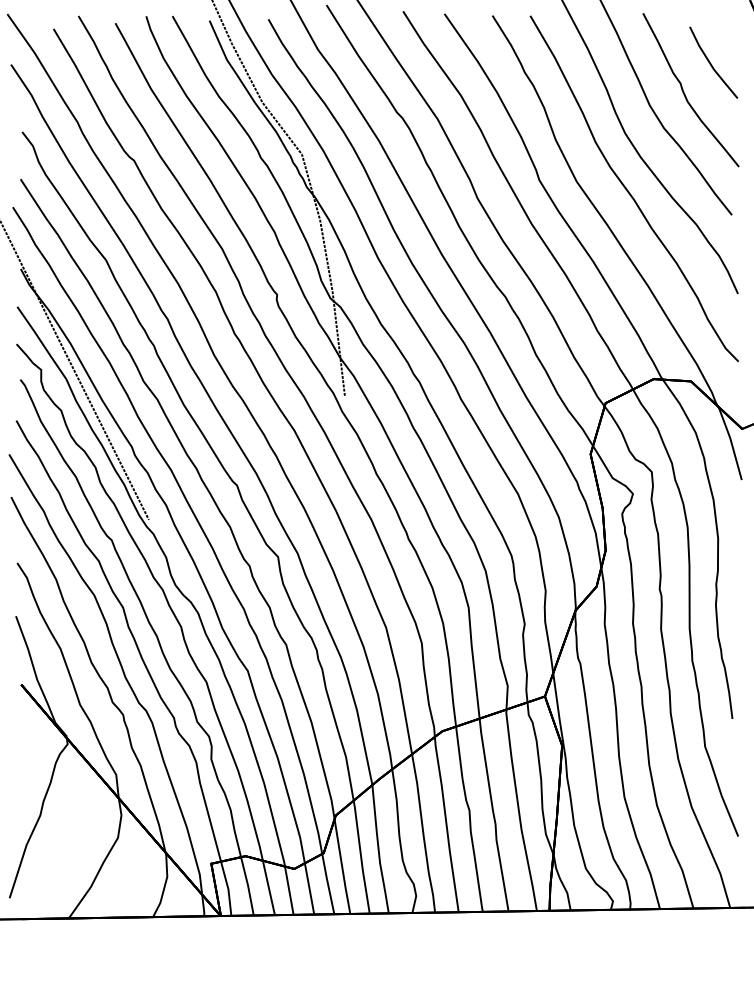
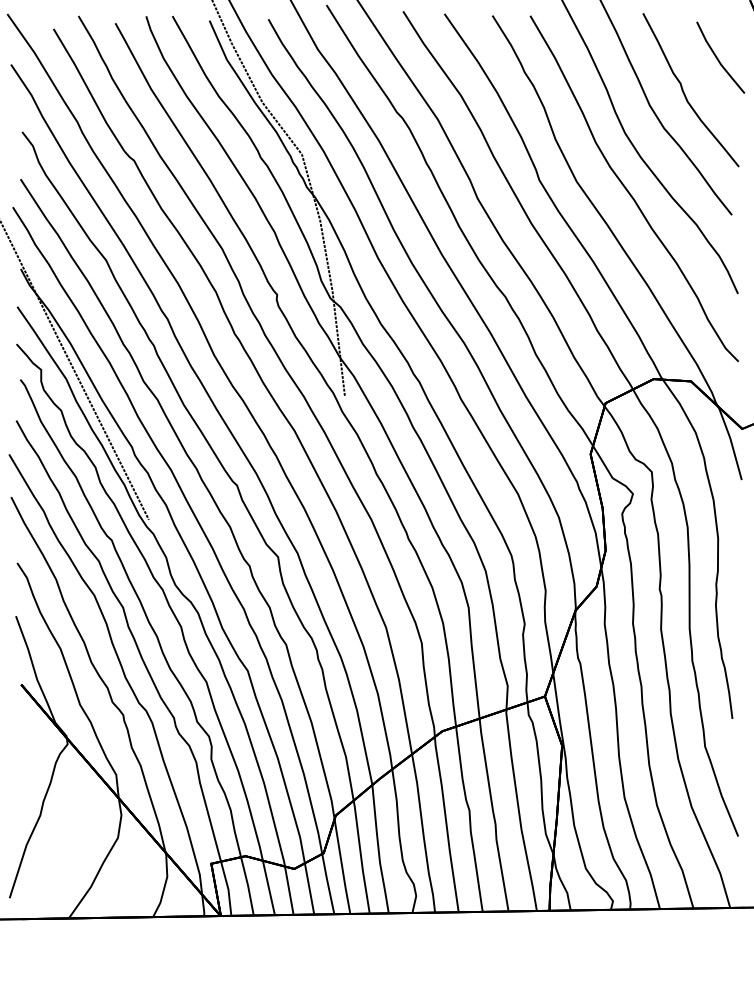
part position: (713, 62) -> (720, 57) (720, 57)
